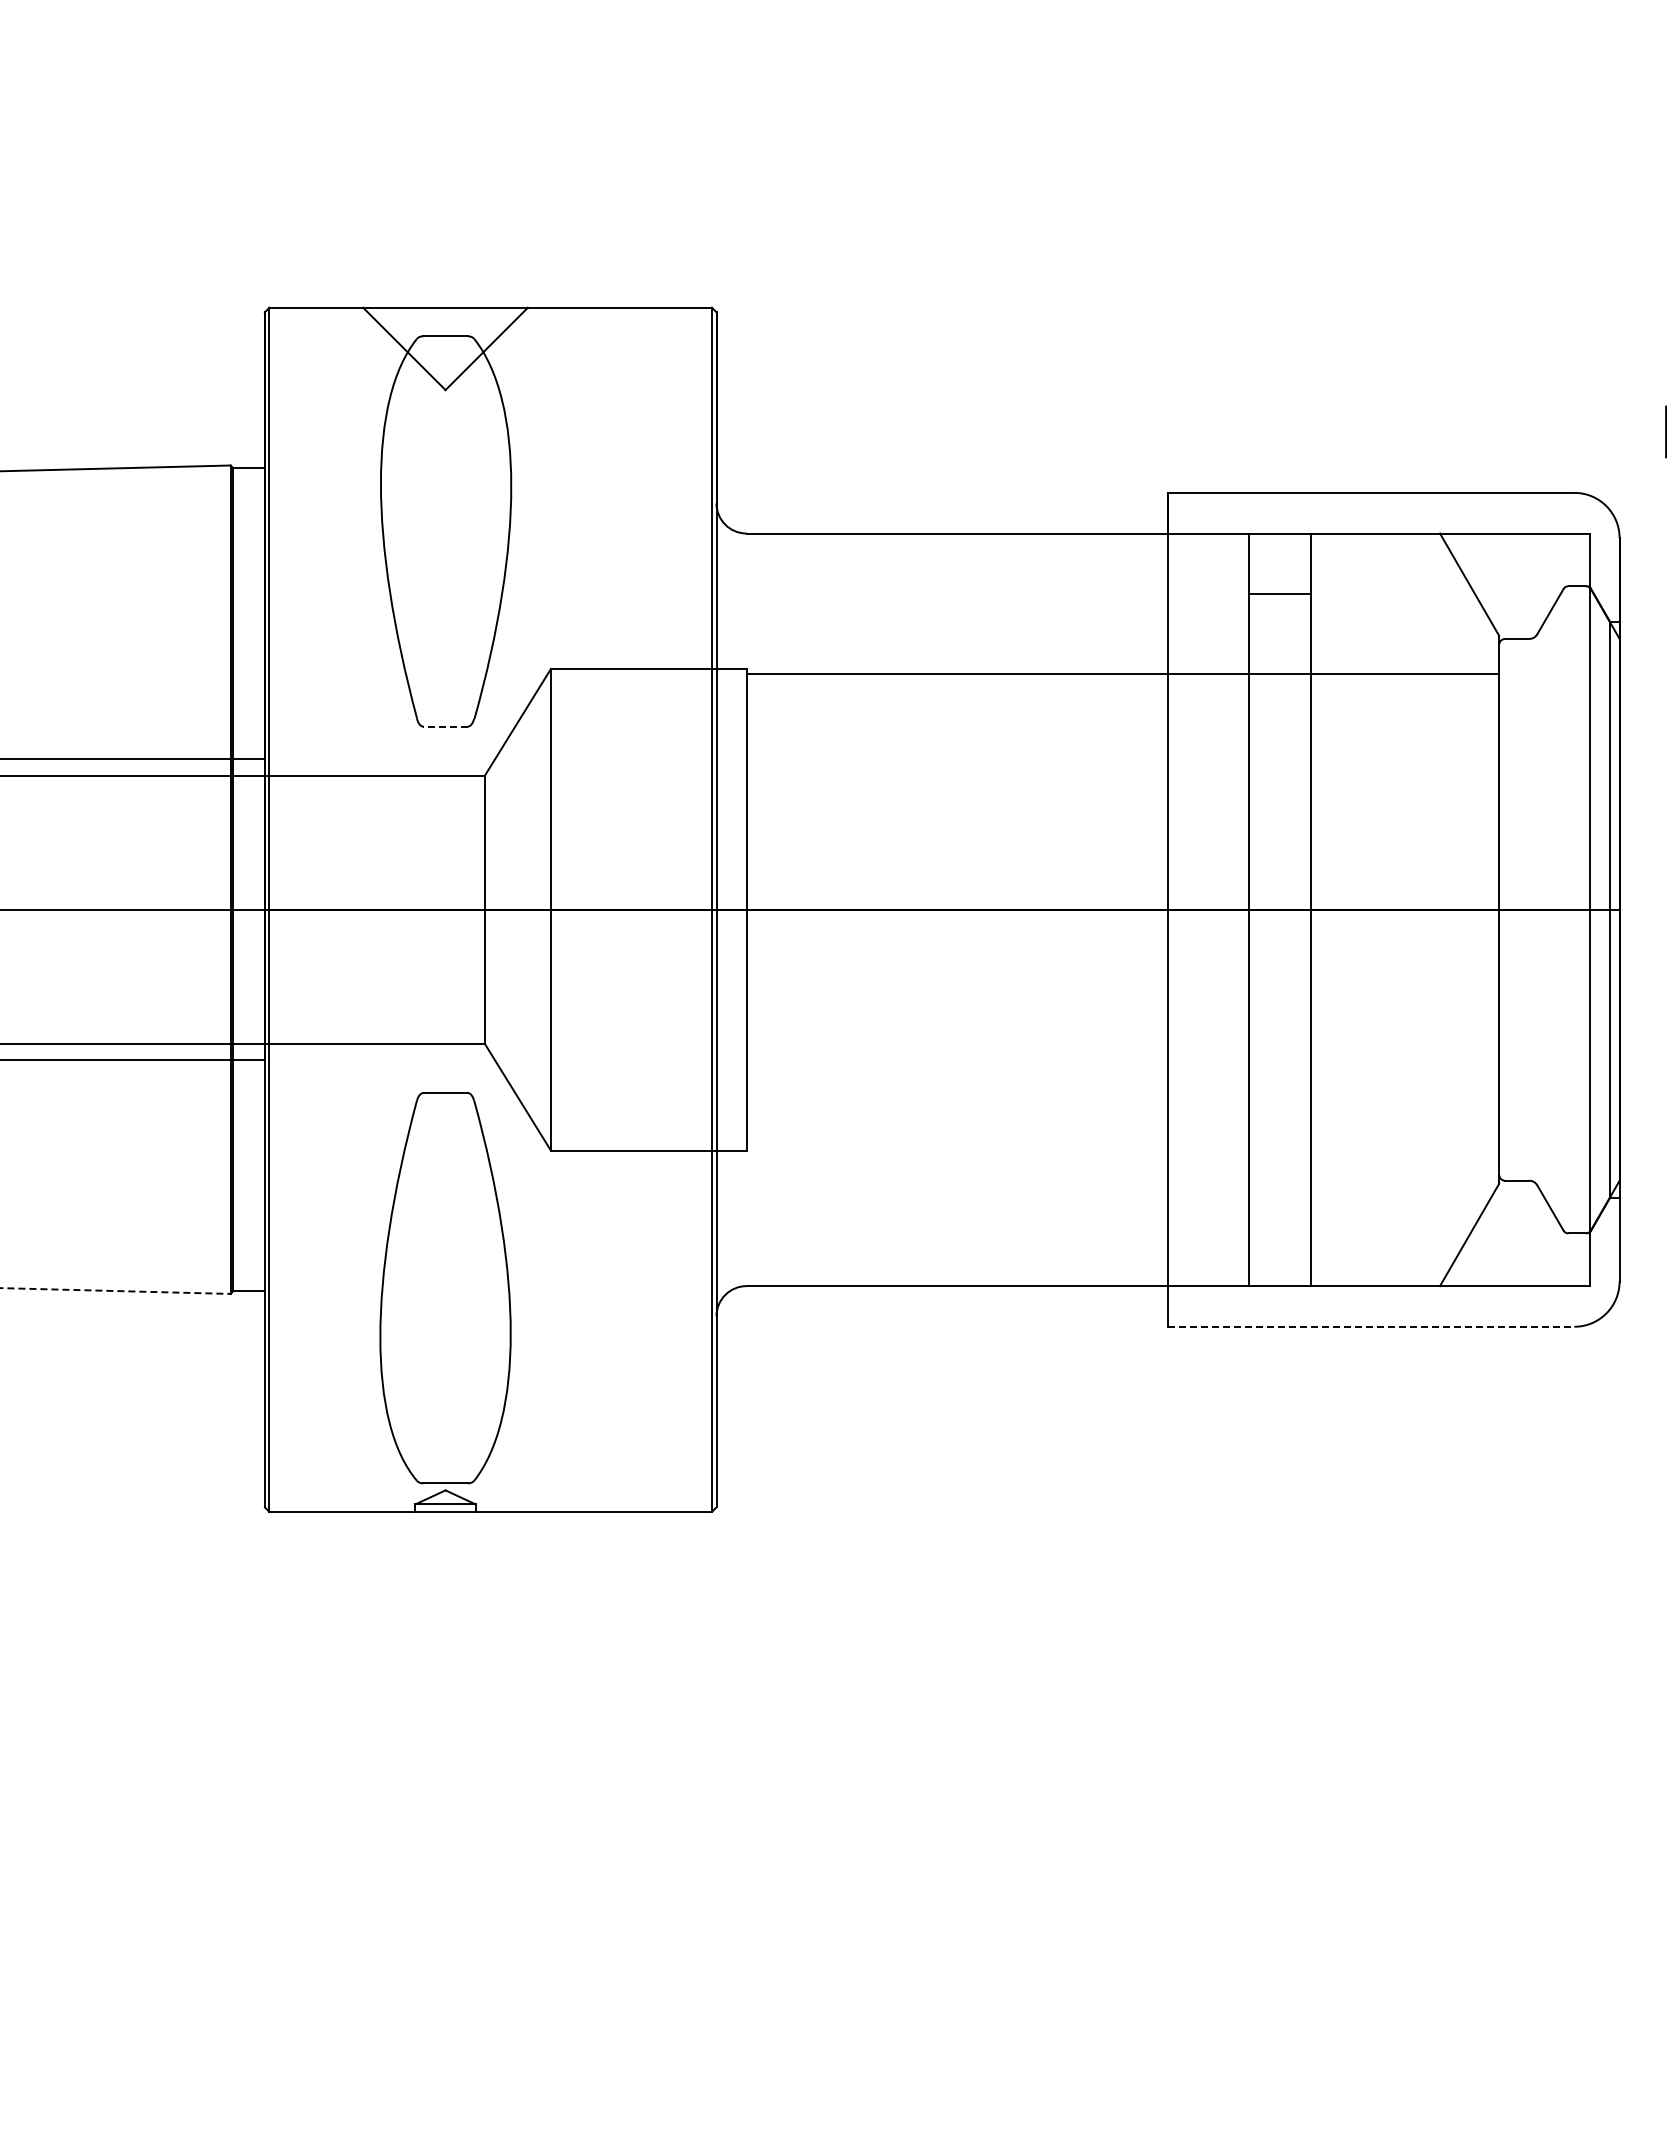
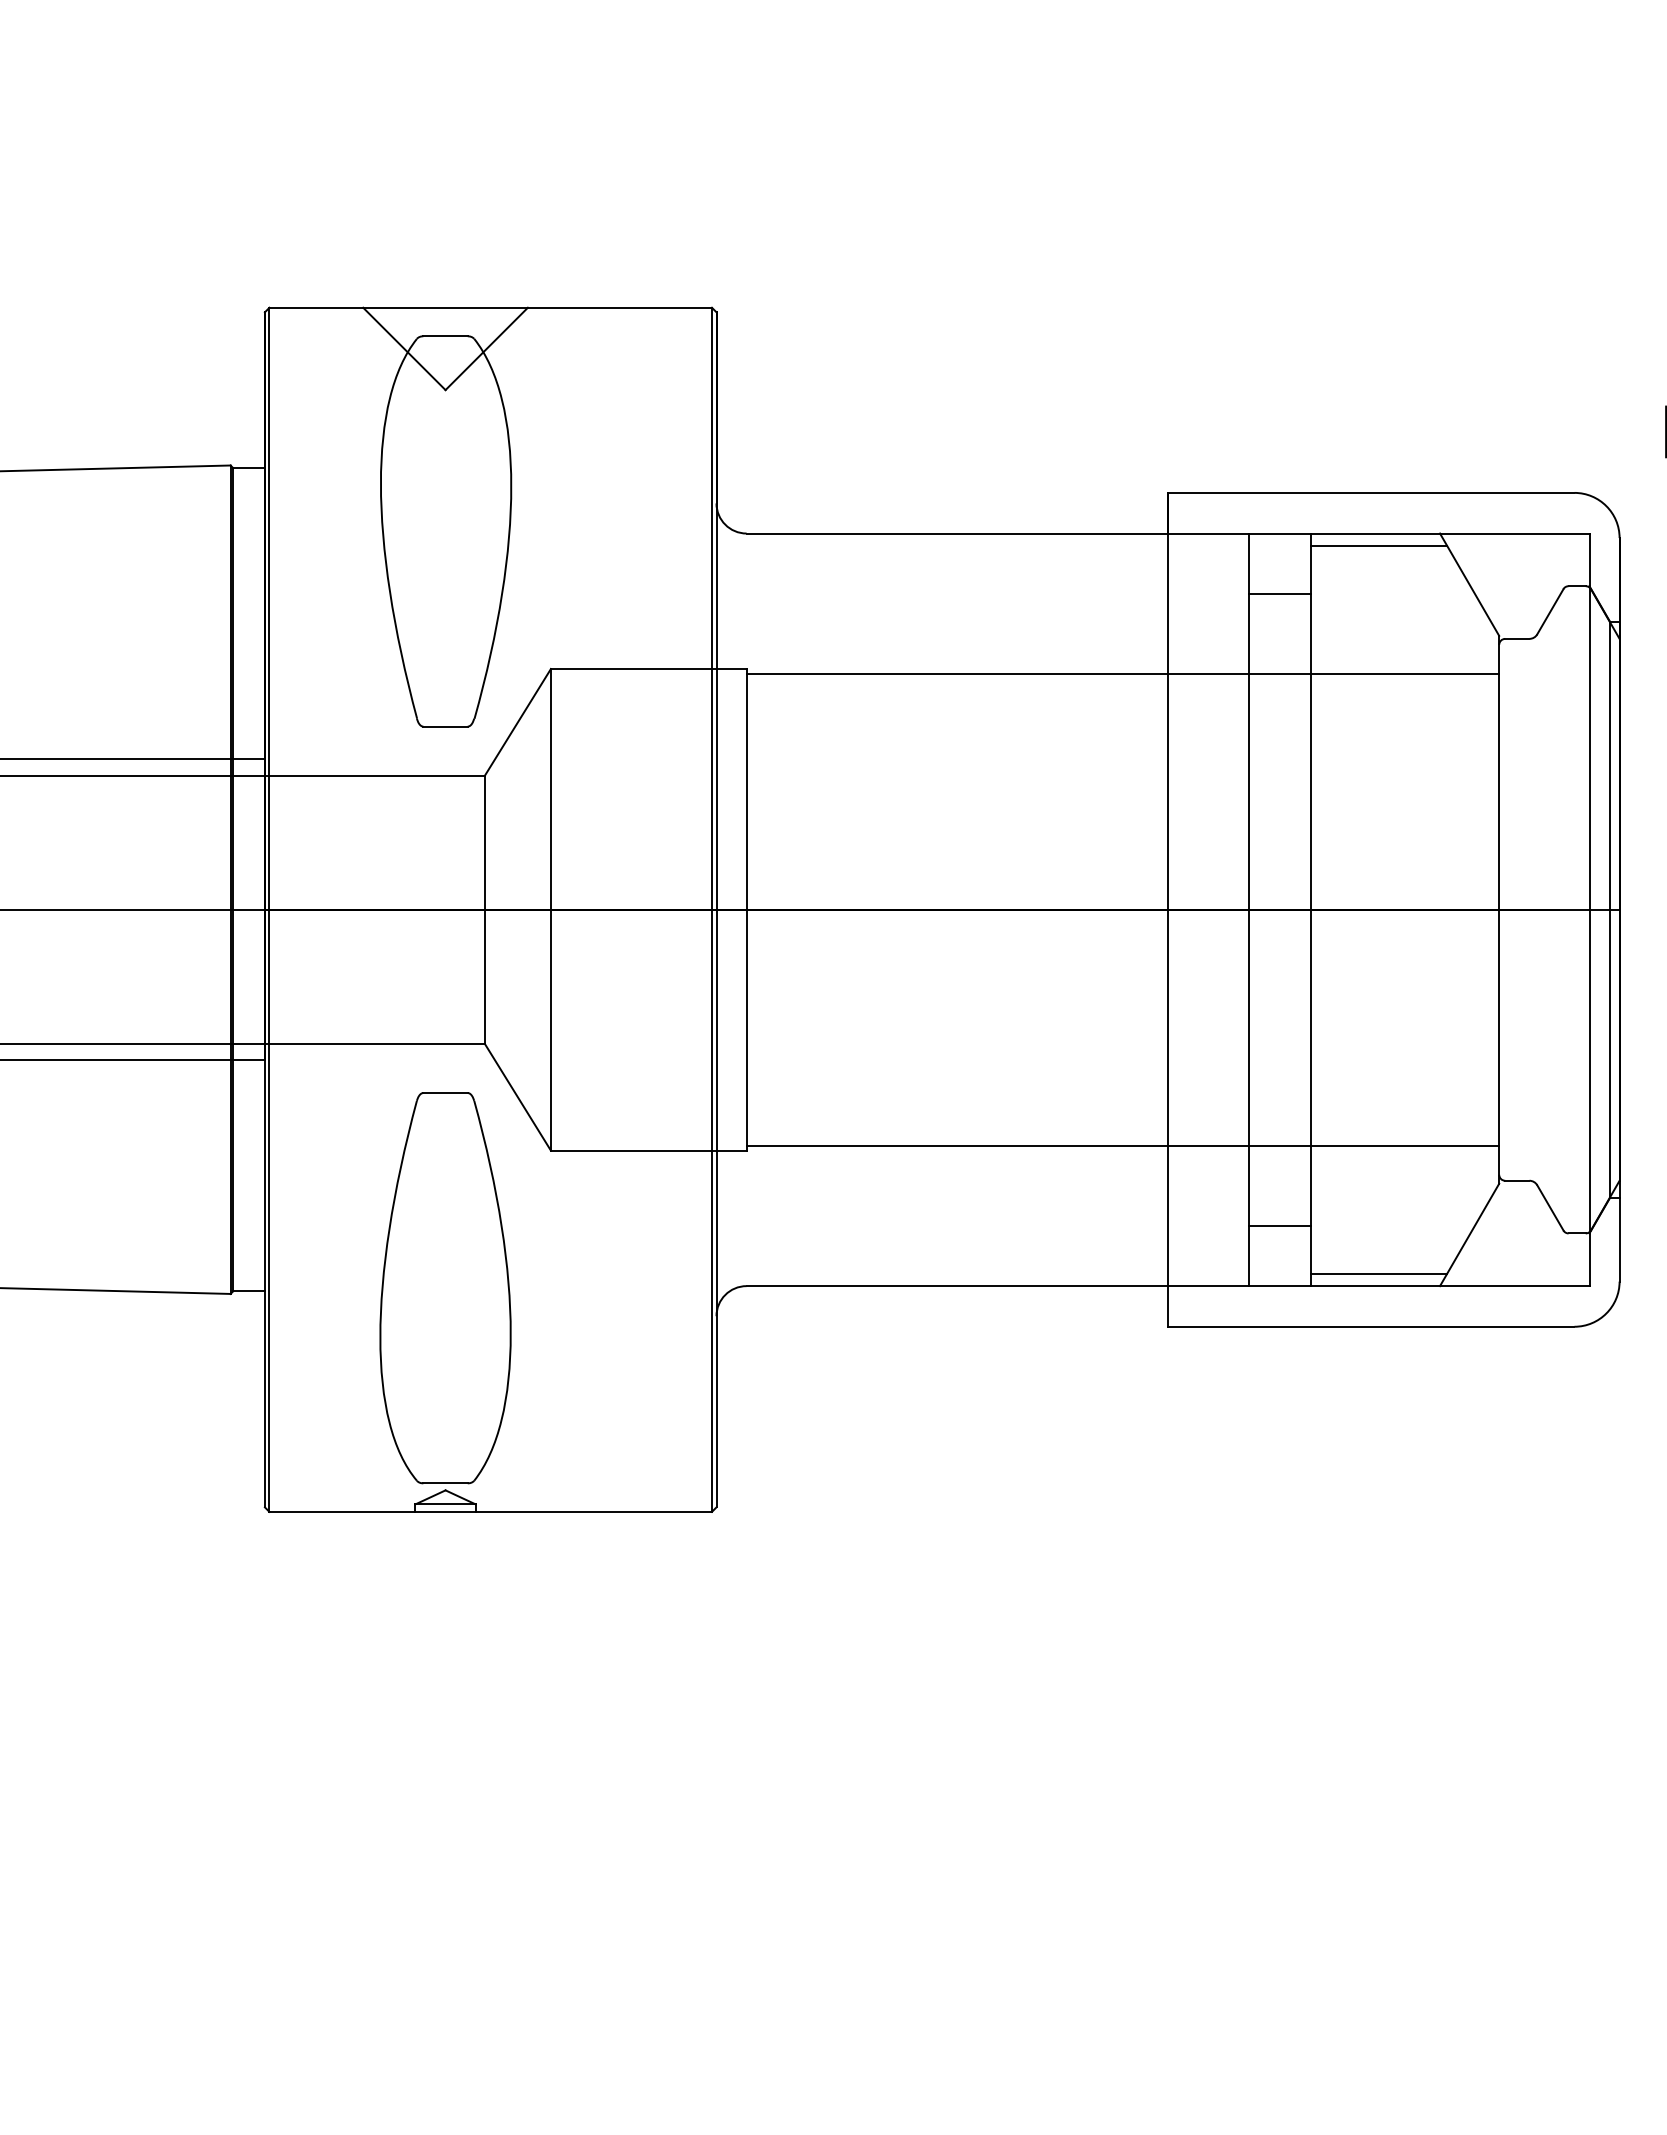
line: none -> present (1379, 545)
line: dashed -> solid (445, 726)
line: none -> present (1122, 1146)
line: none -> present (1280, 1225)
line: none -> present (1379, 1273)
line: dashed -> solid (115, 1291)
line: dashed -> solid (1371, 1326)
